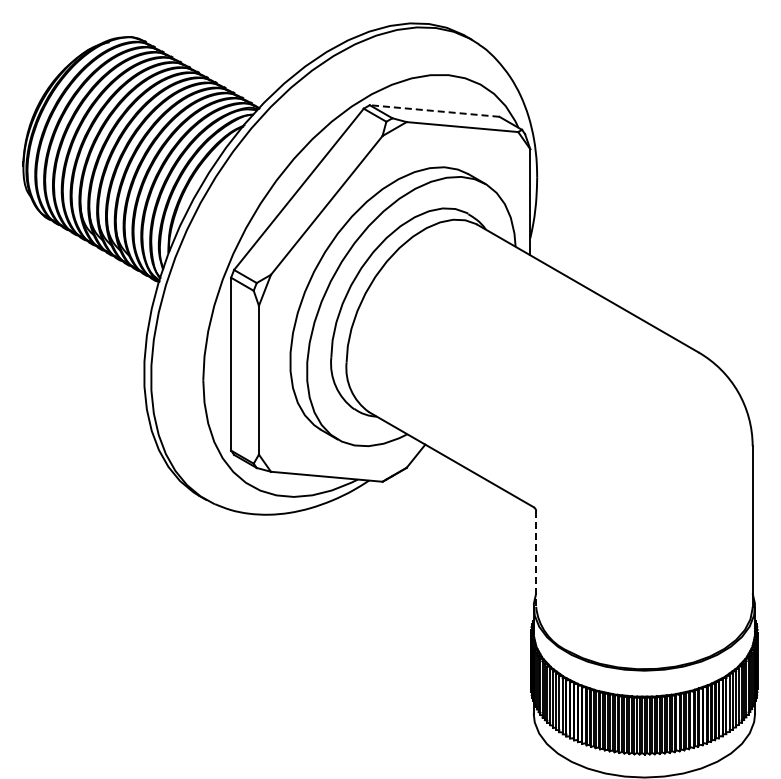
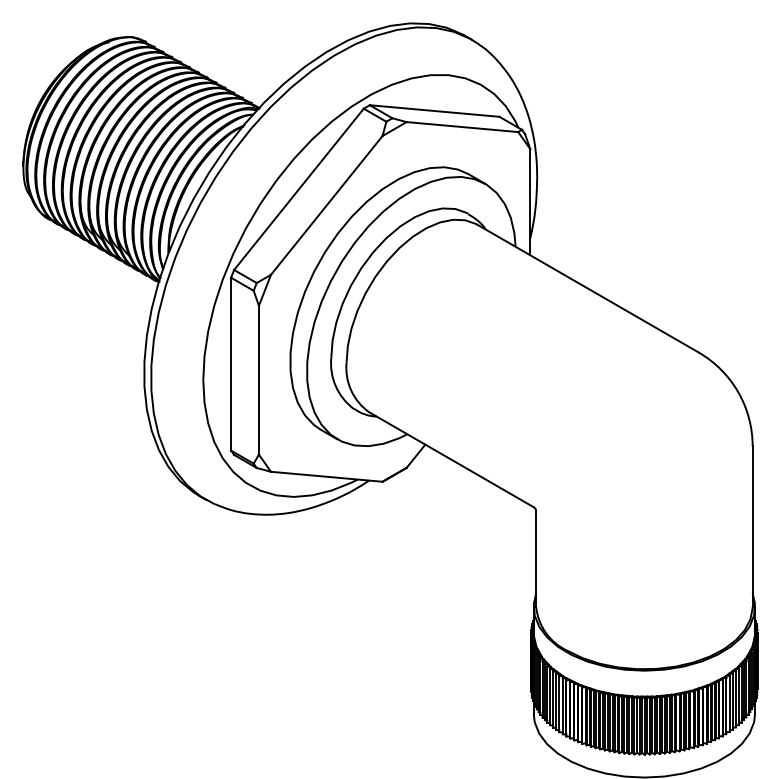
line: dashed -> solid (434, 110)
line: dashed -> solid (536, 559)
